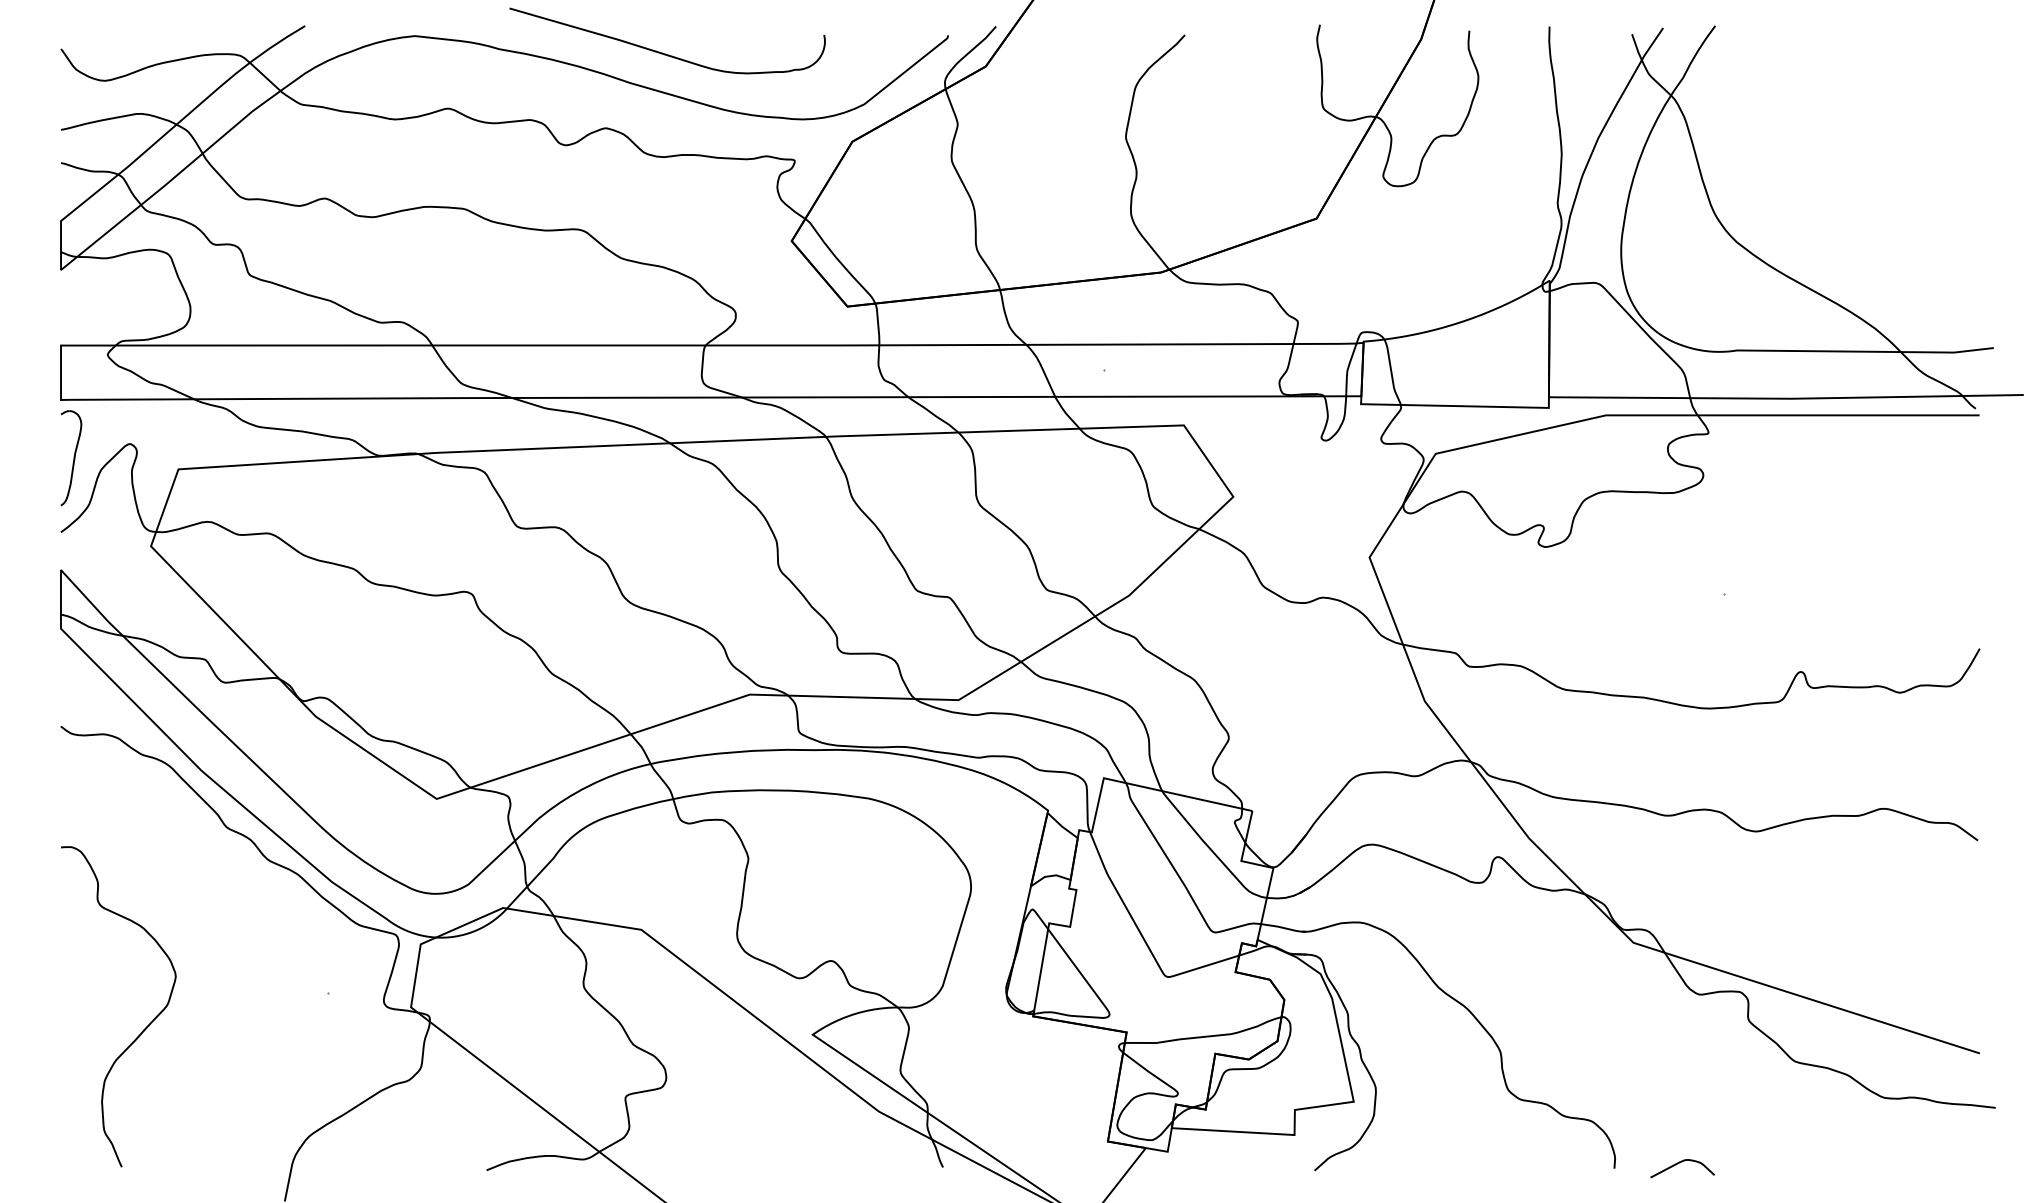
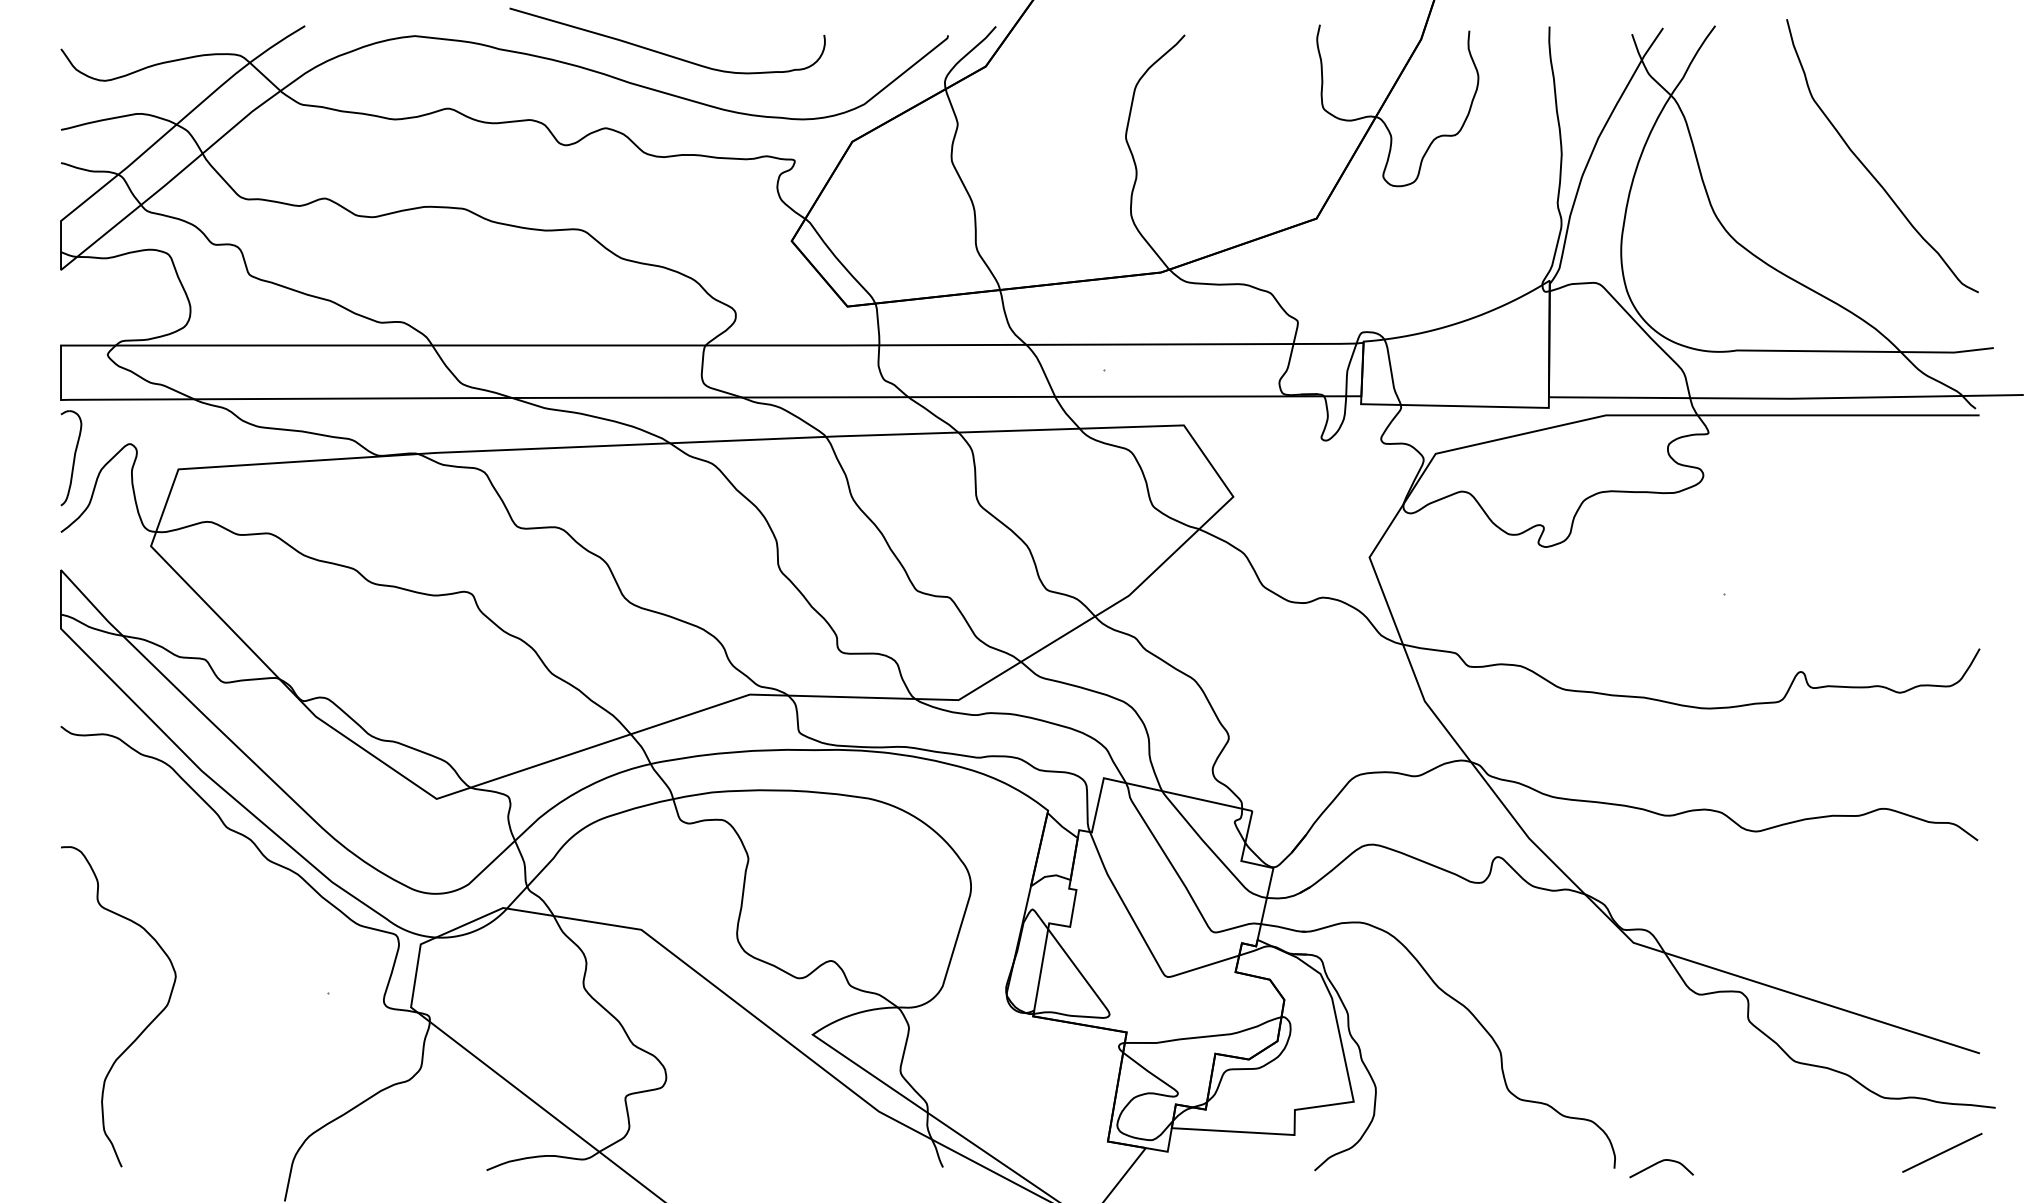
curve: none -> present (1868, 169)
line: none -> present (1942, 1152)
curve position: (1680, 1163) -> (1659, 1163) (1659, 1163)
